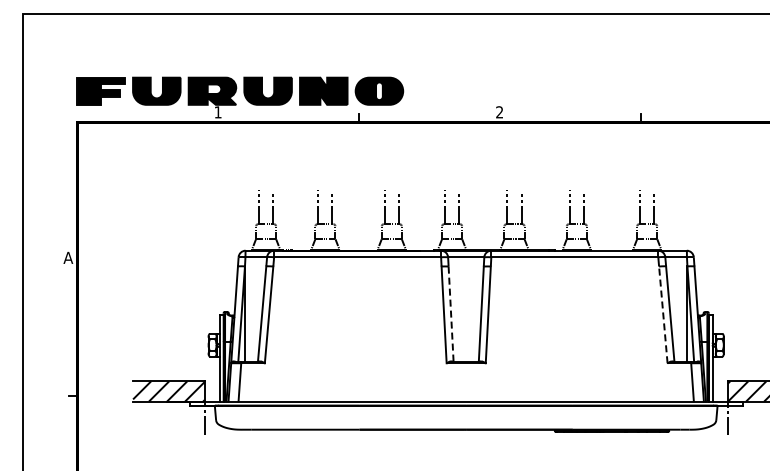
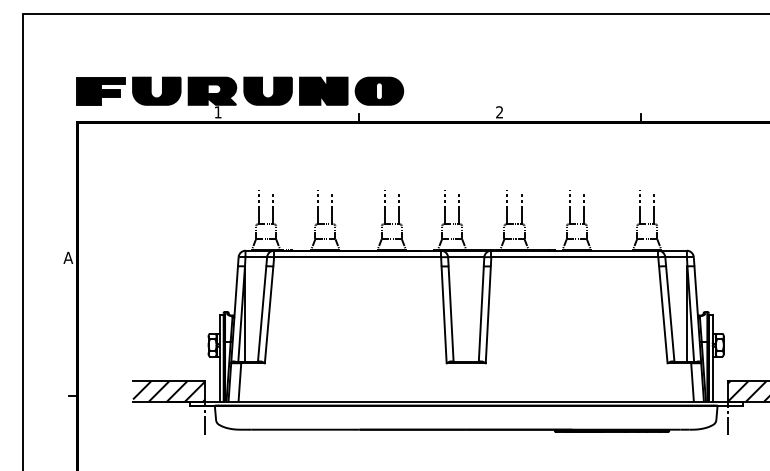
line: dashed -> solid (451, 314)
line: dashed -> solid (663, 314)
